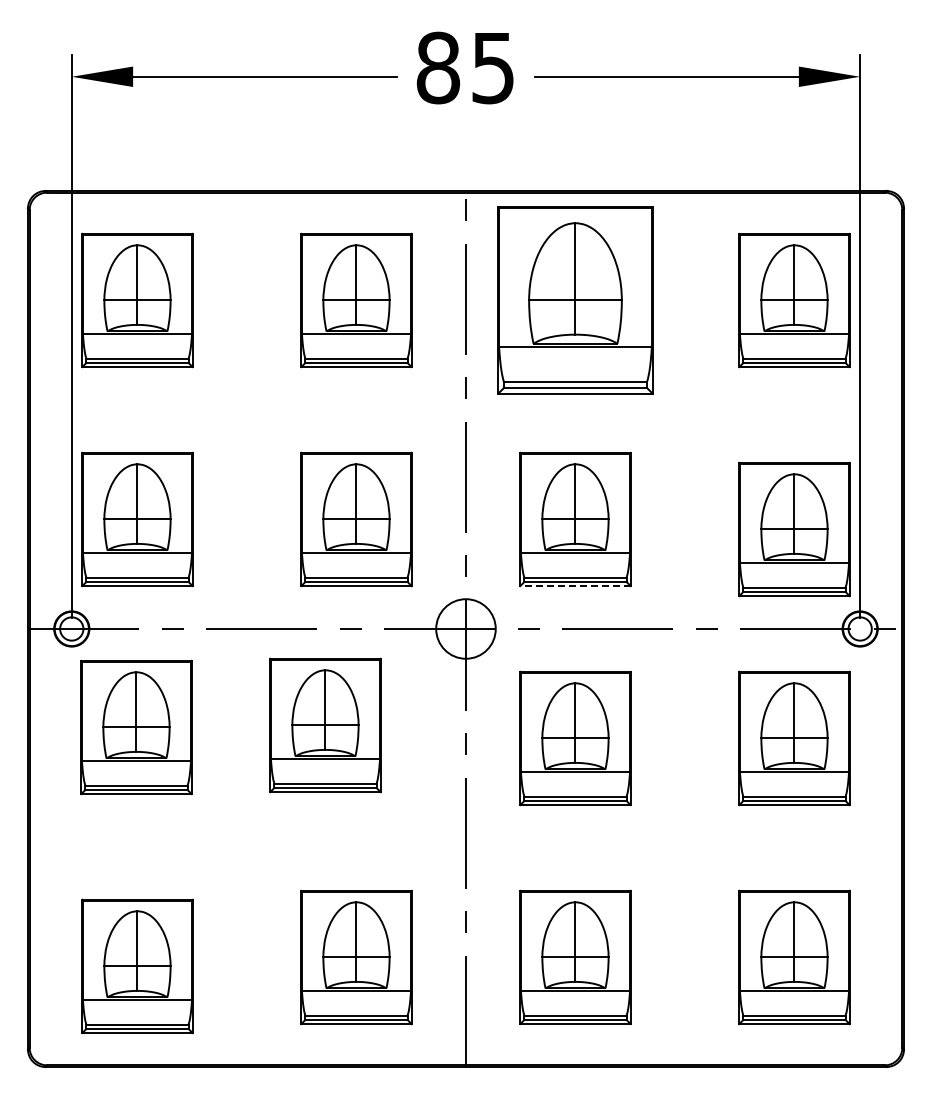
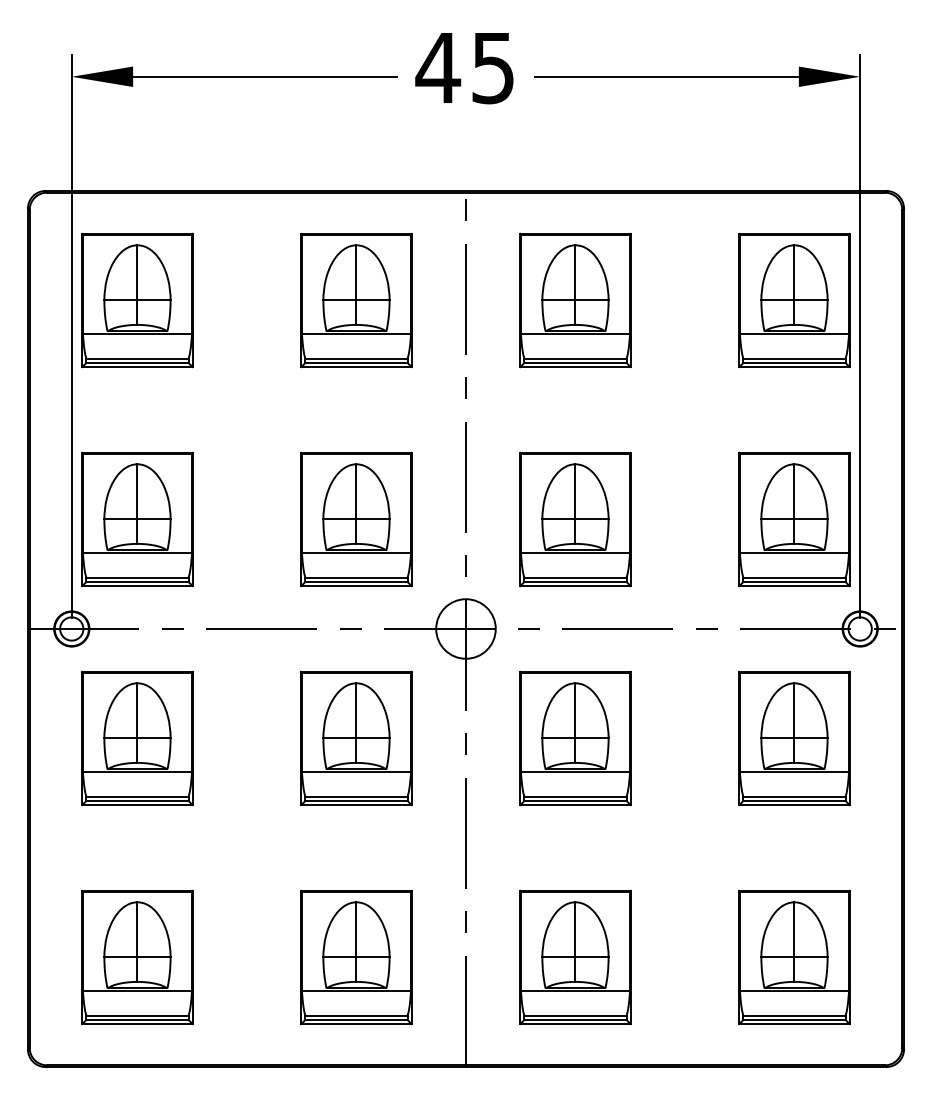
text: 85 -> 45 (438, 67)
part size: 157x189 px -> 113x137 px (575, 300)
part position: (794, 529) -> (794, 519) (794, 519)
line: dashed -> solid (574, 586)
part position: (325, 725) -> (356, 738) (356, 738)
part position: (136, 727) -> (137, 738) (137, 738)
part position: (137, 966) -> (137, 957) (137, 957)
